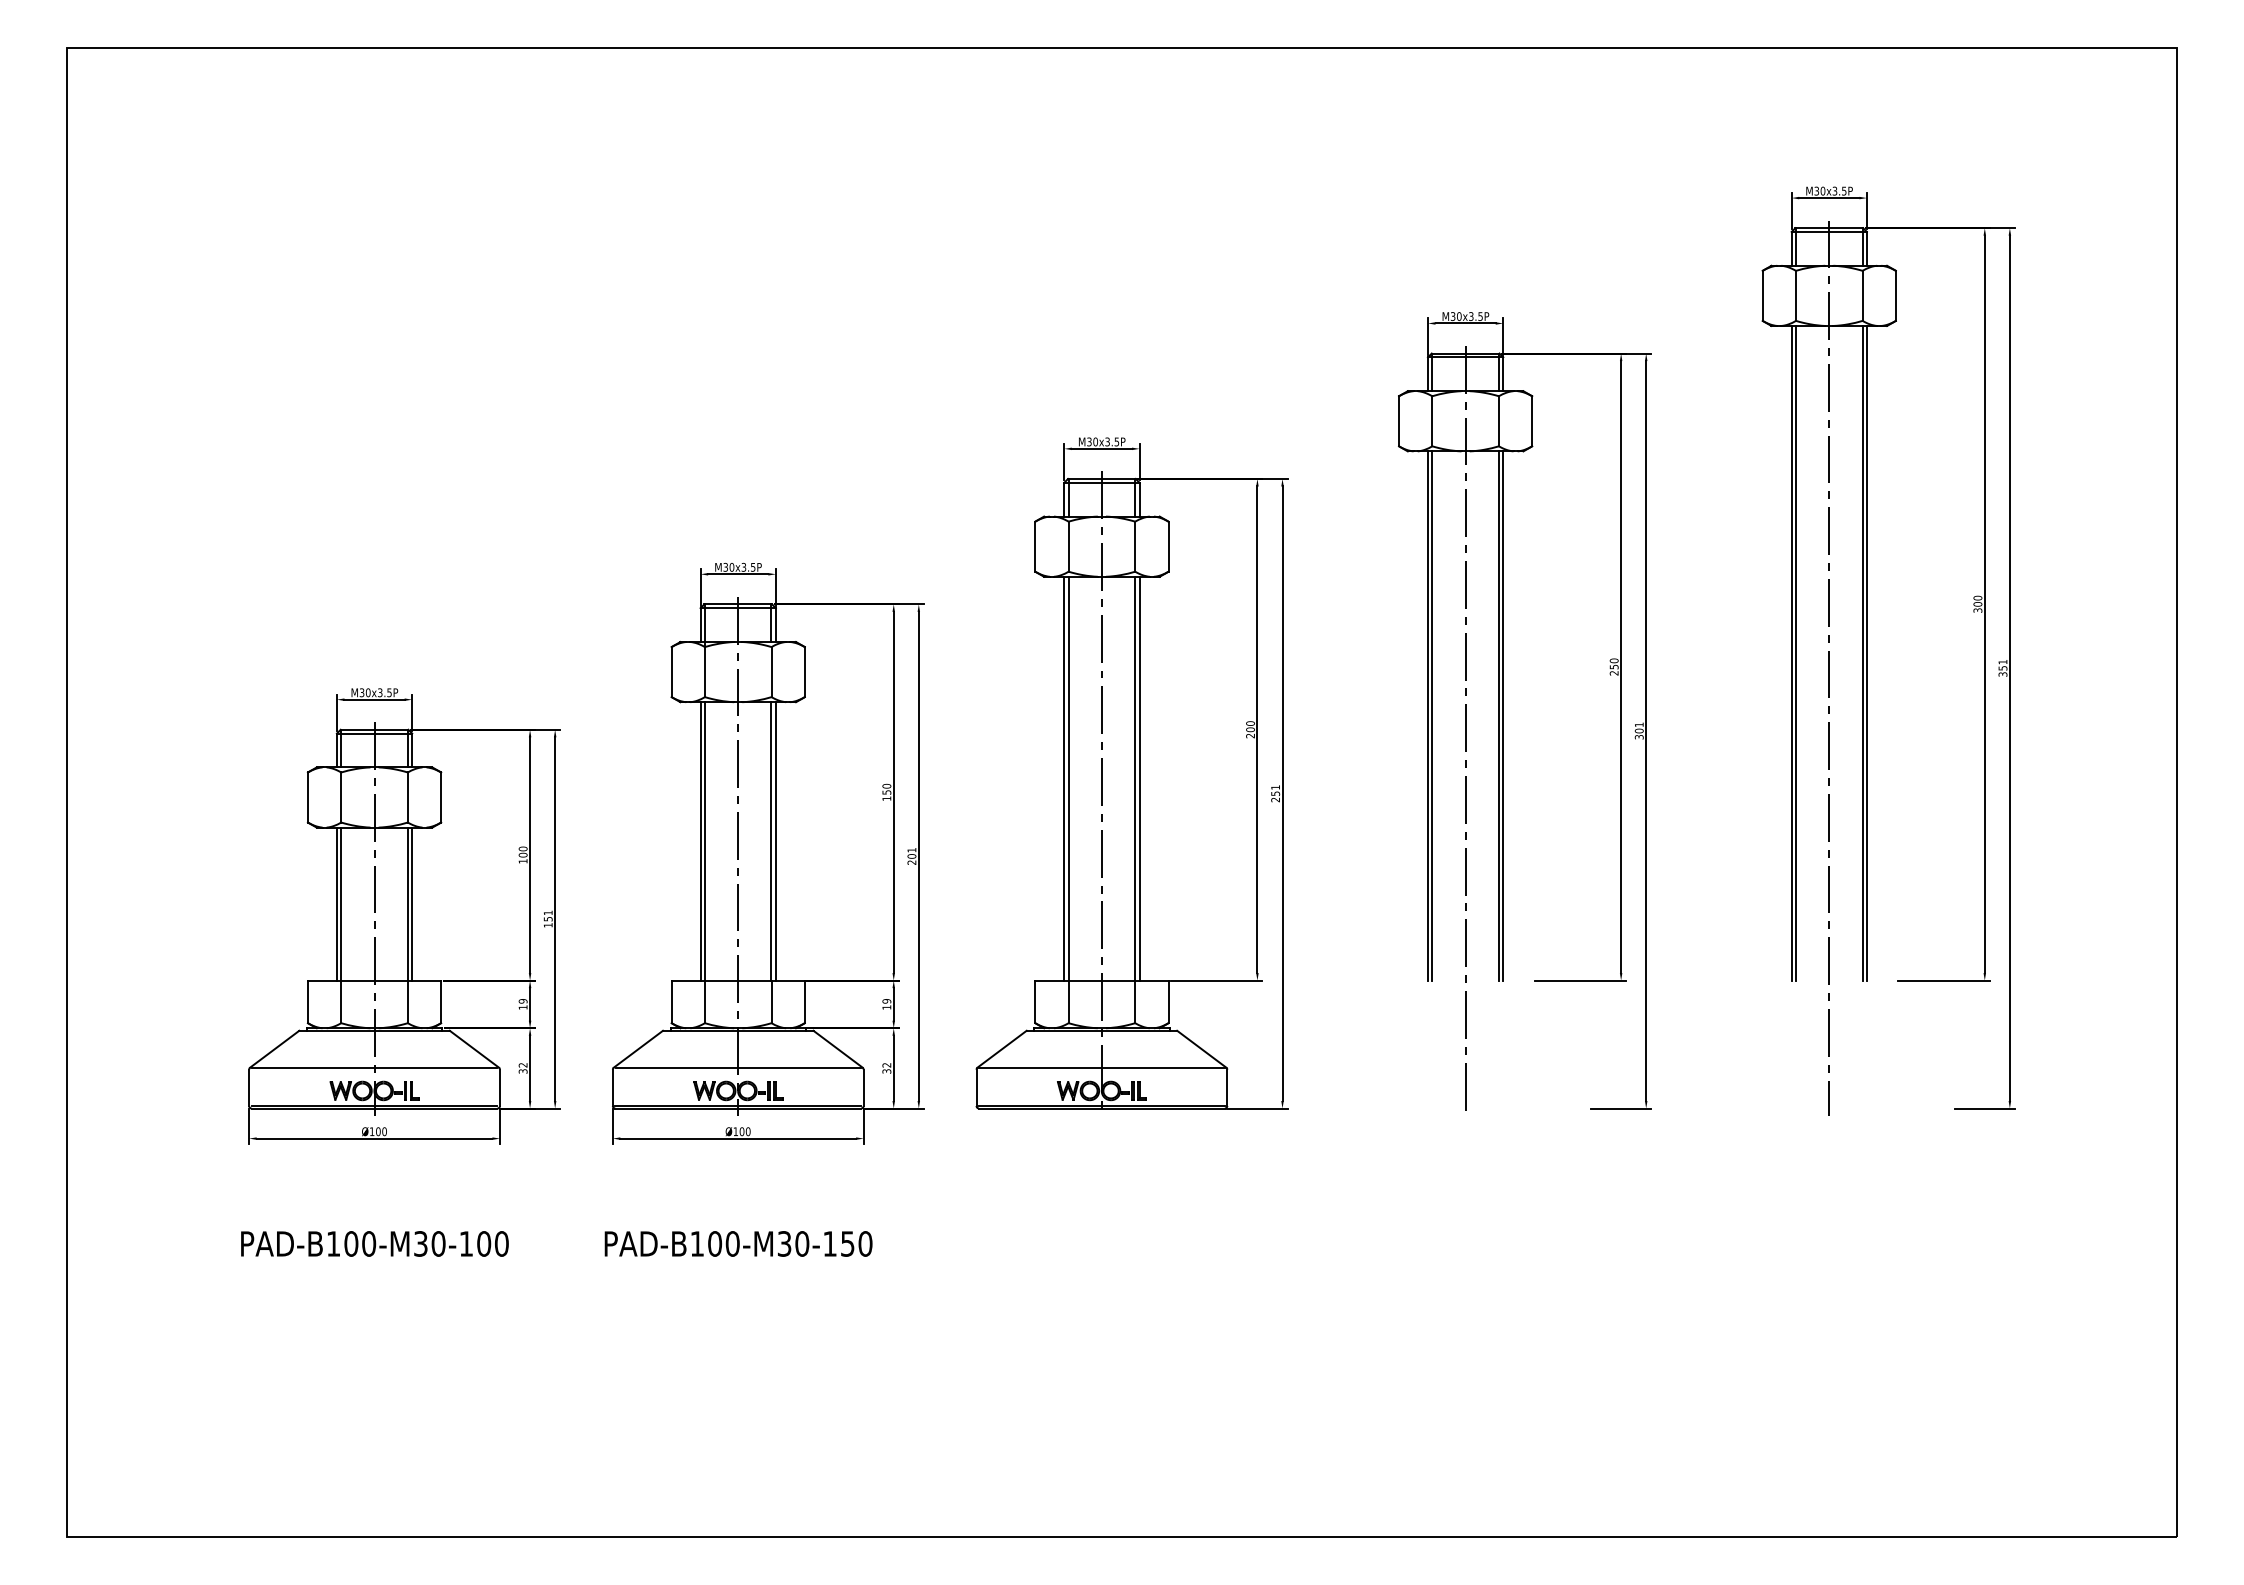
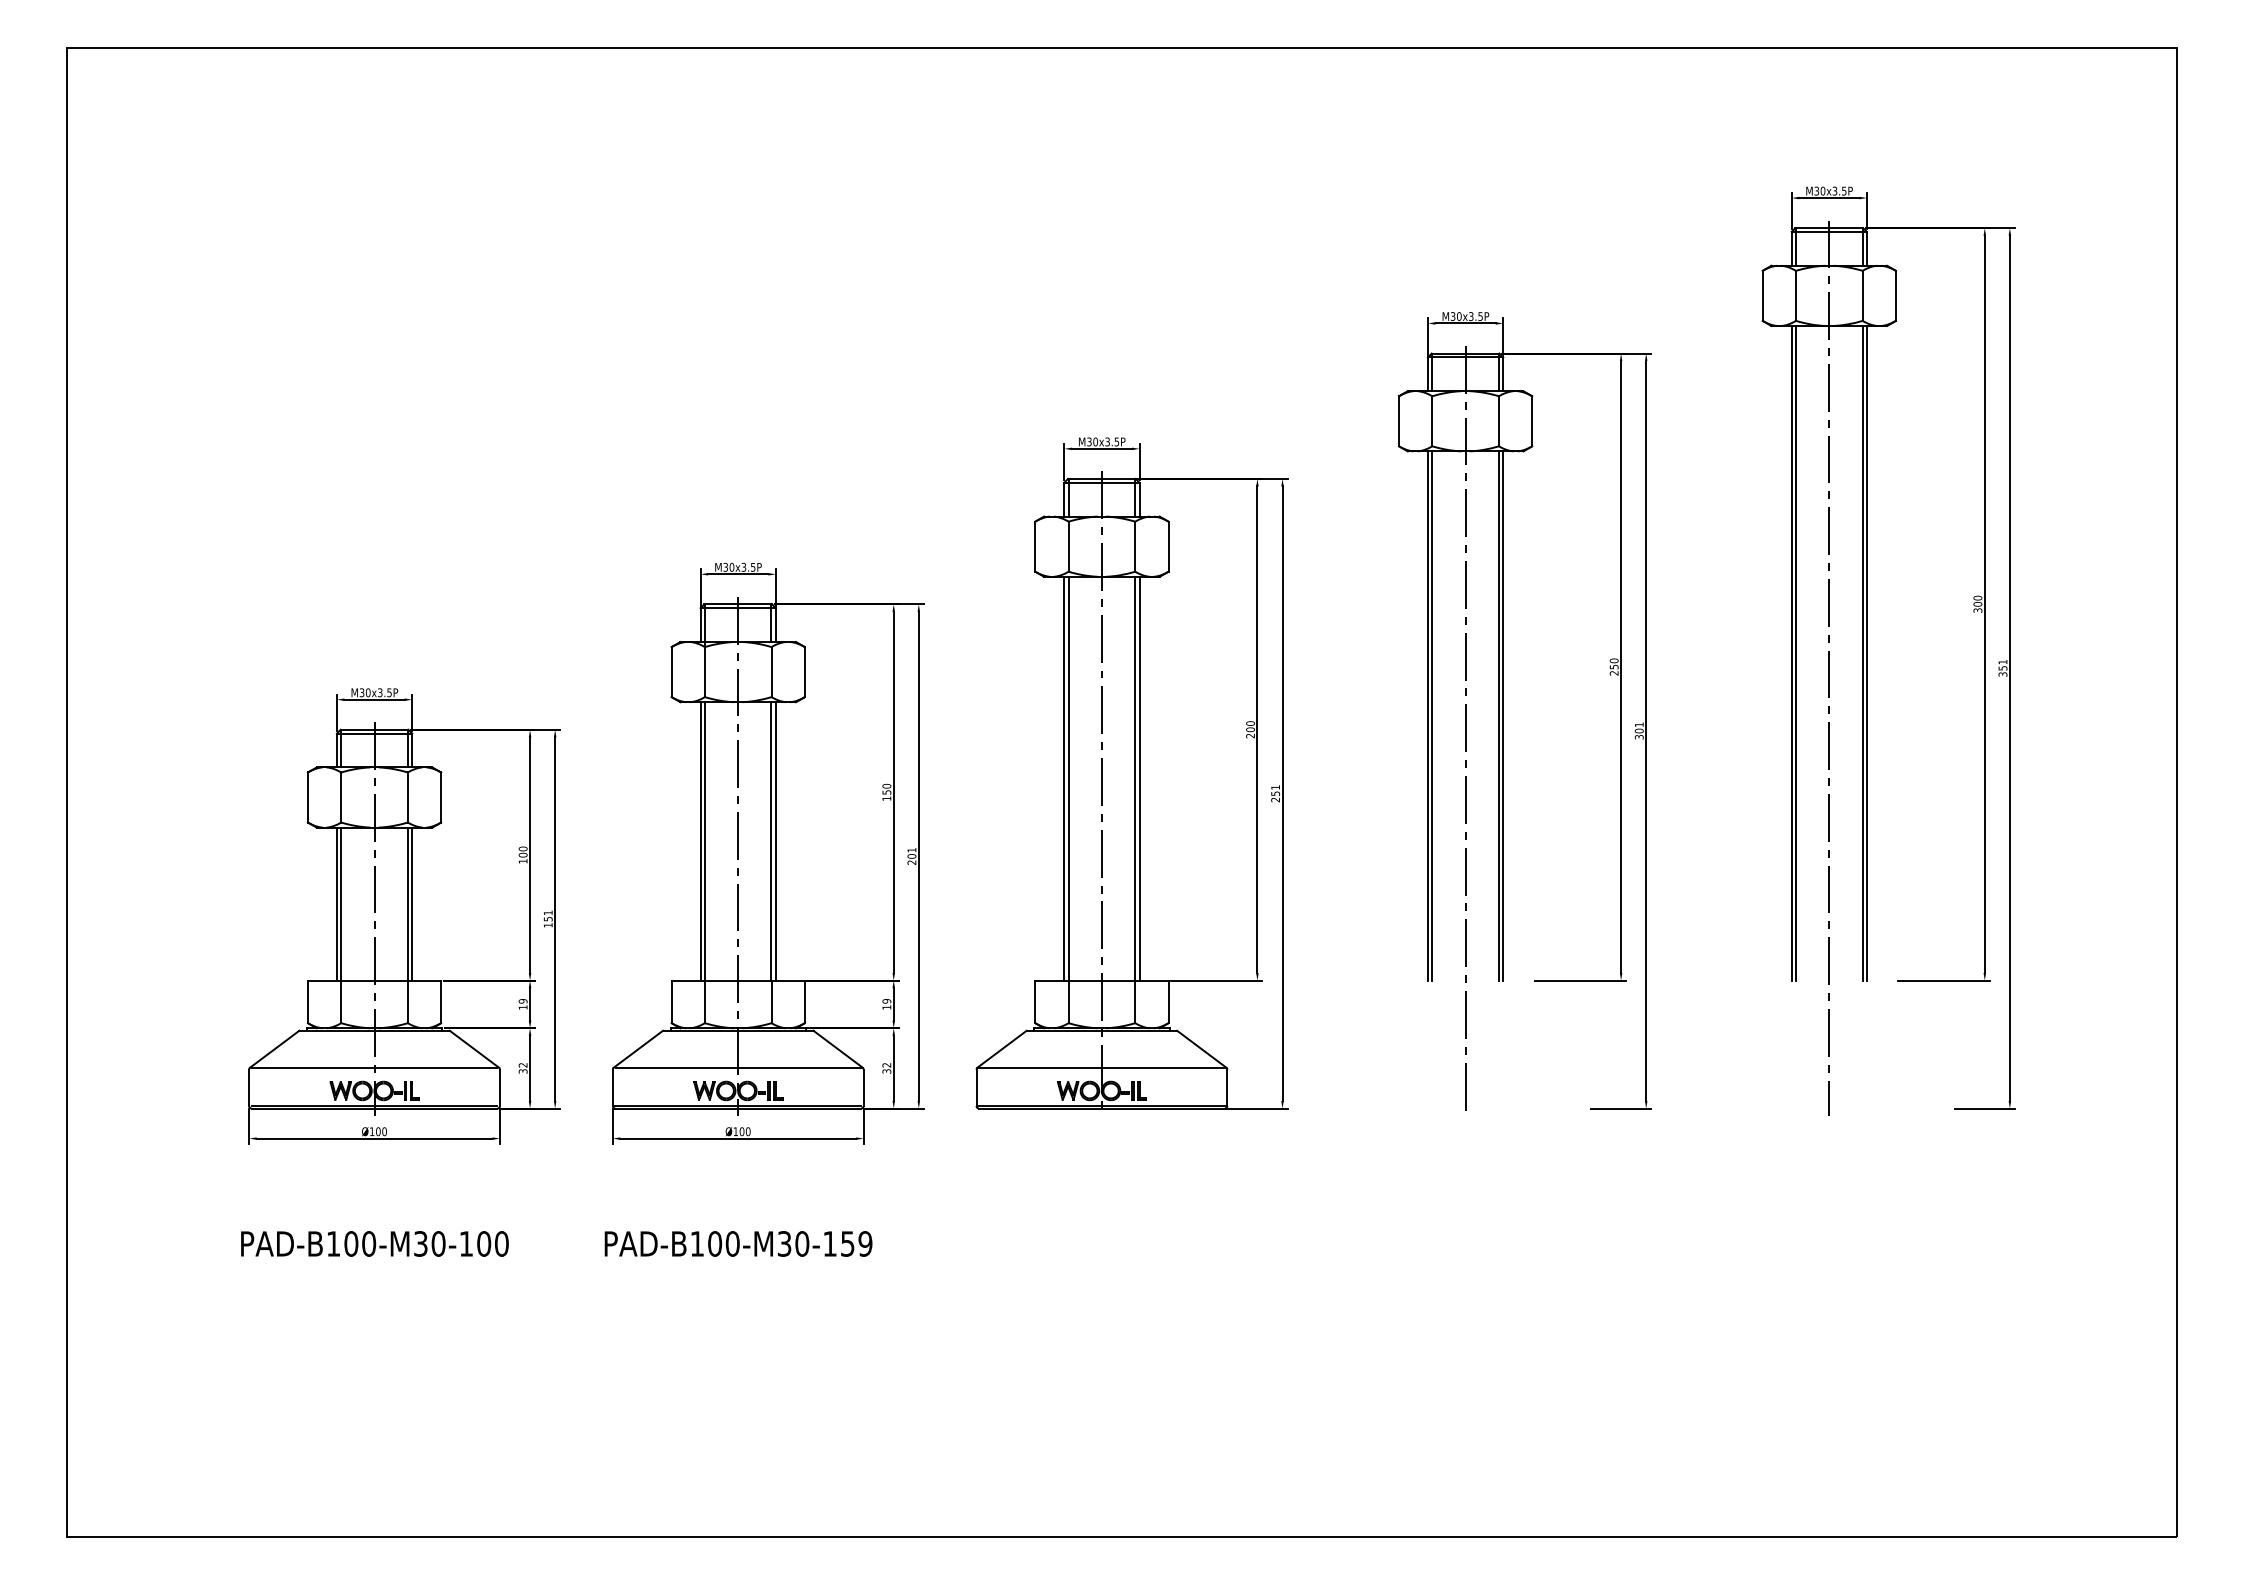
text: PAD-B100-M30-150 -> PAD-B100-M30-159 (865, 1243)
